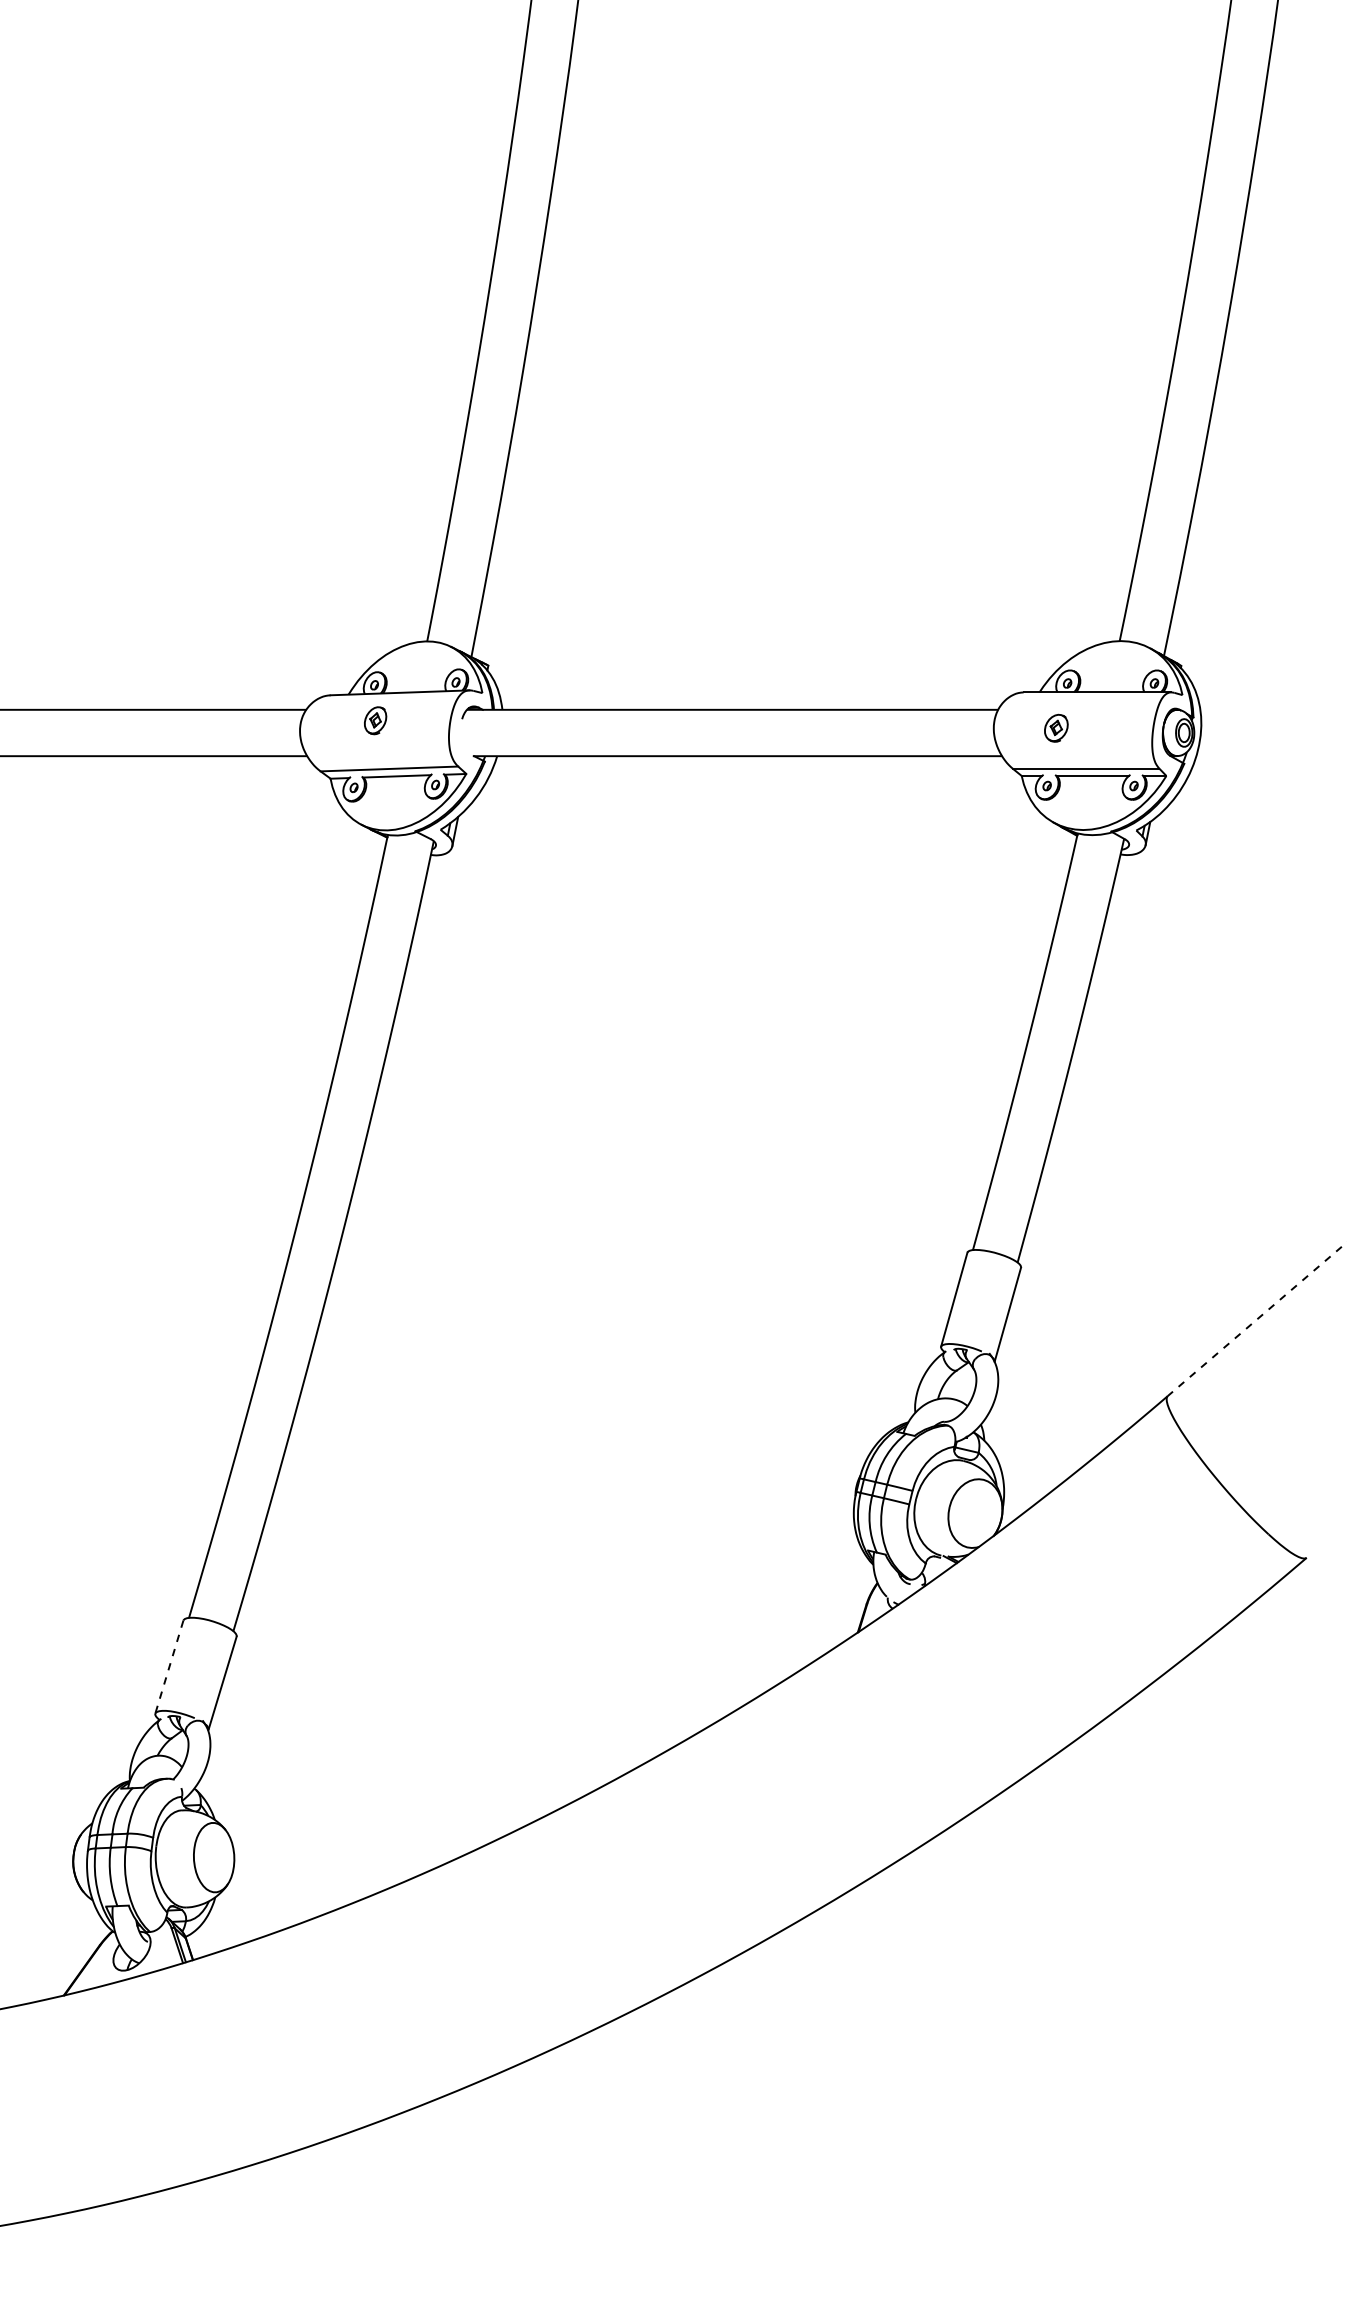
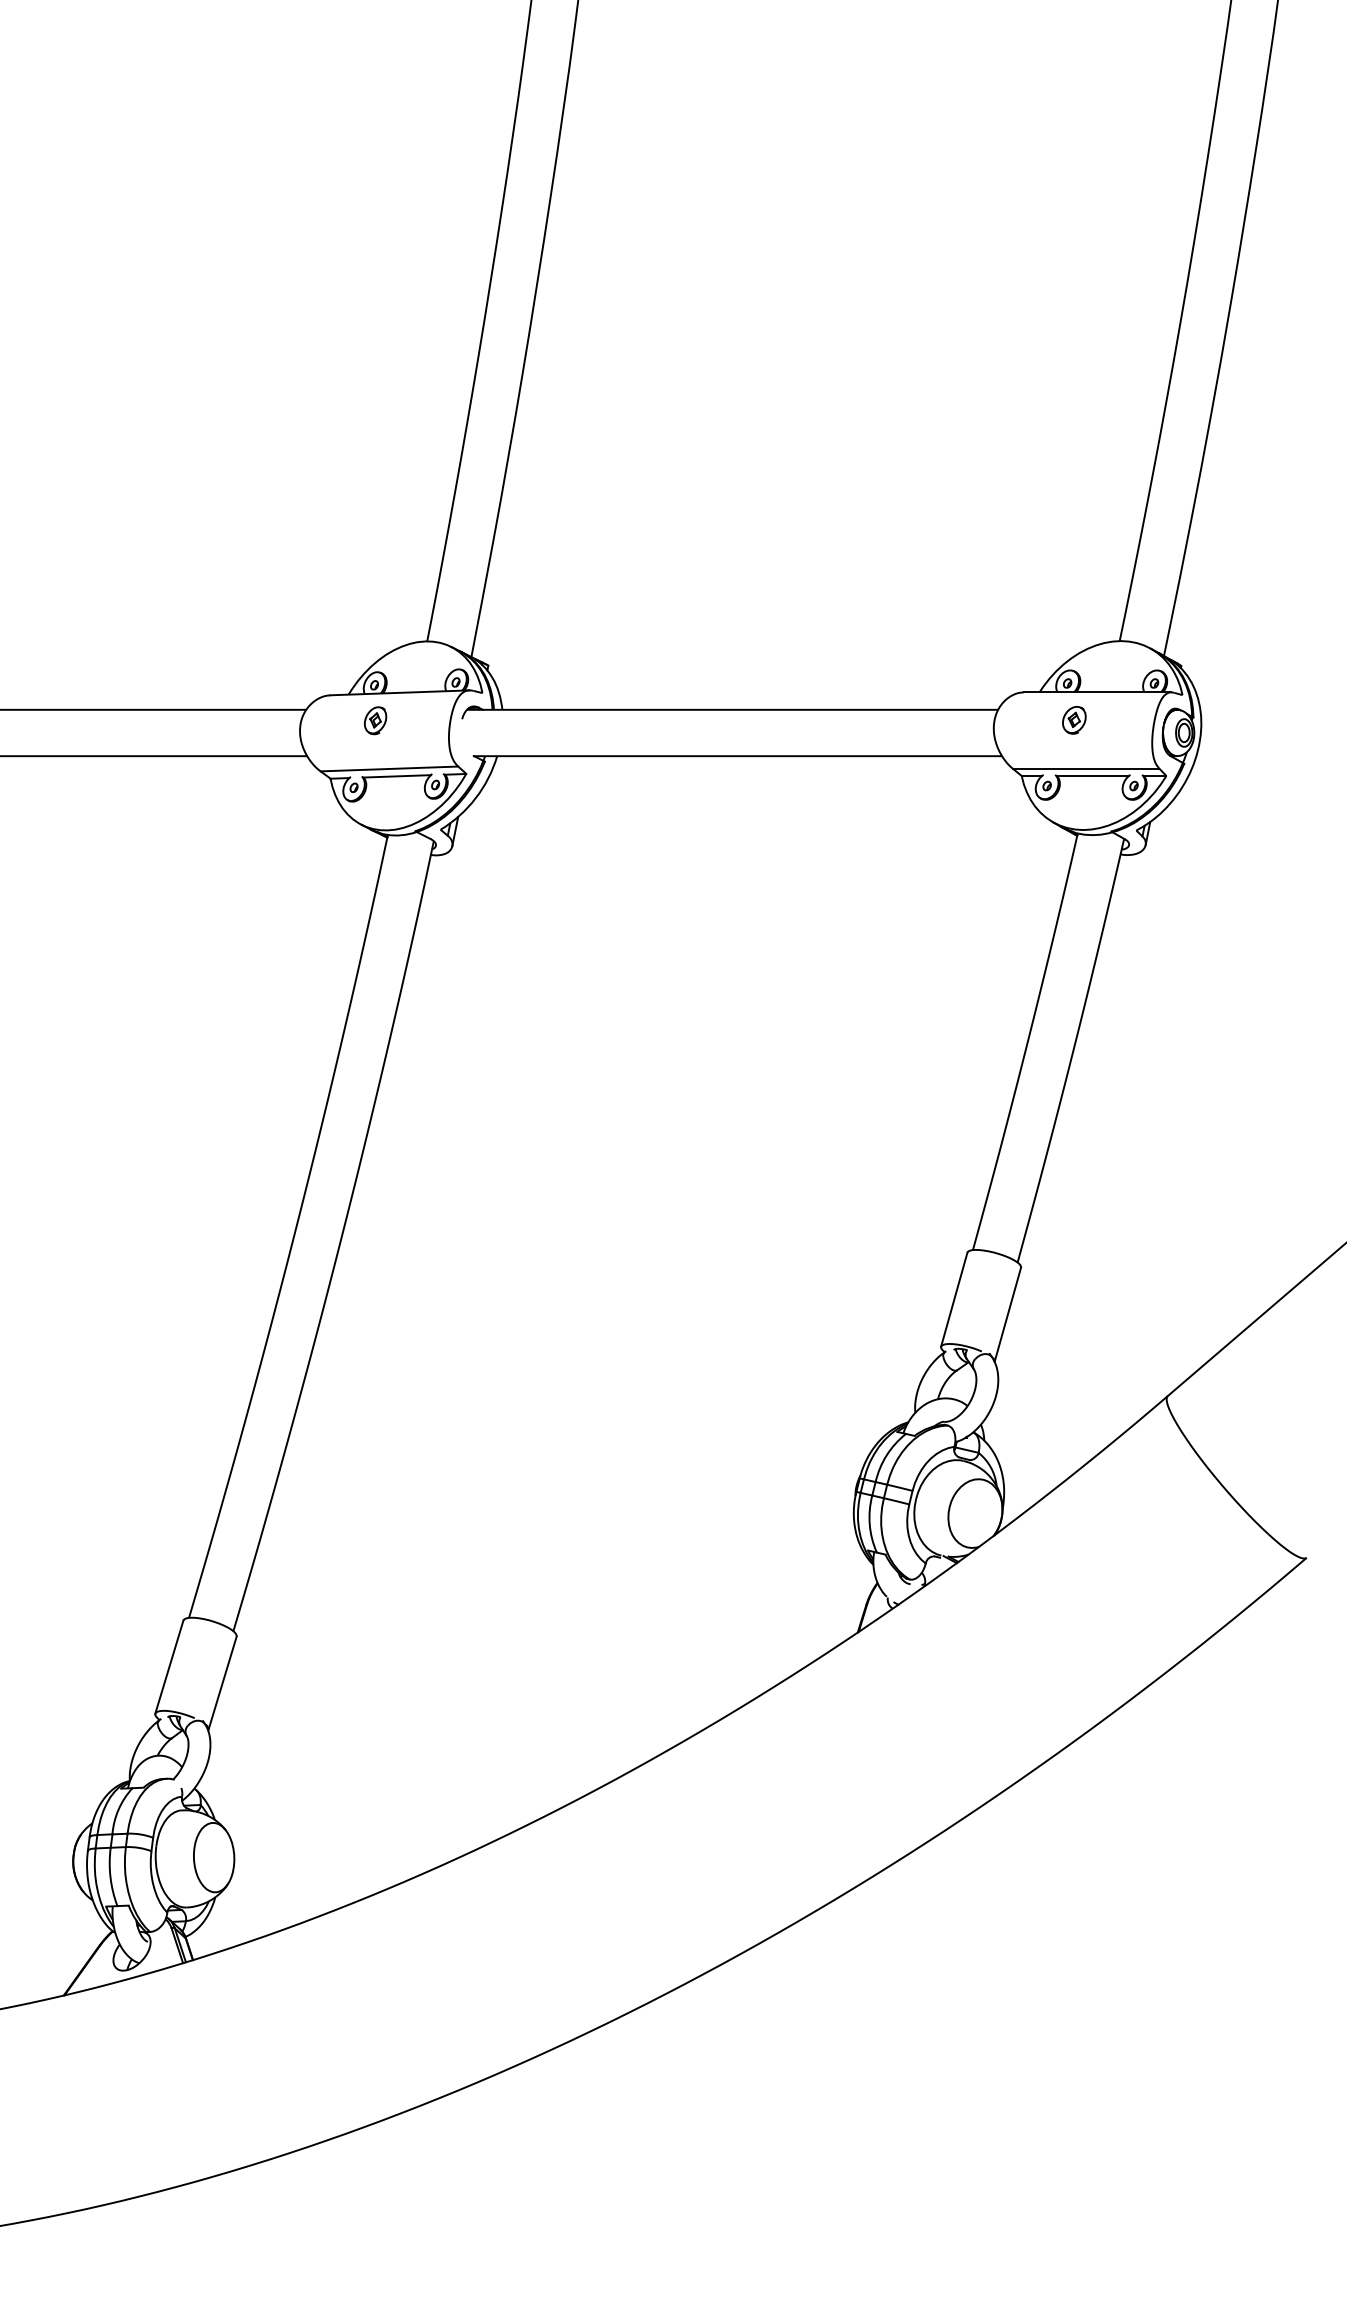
part position: (1056, 727) -> (1074, 719) (1074, 719)
line: dashed -> solid (1257, 1319)
line: dashed -> solid (169, 1667)
